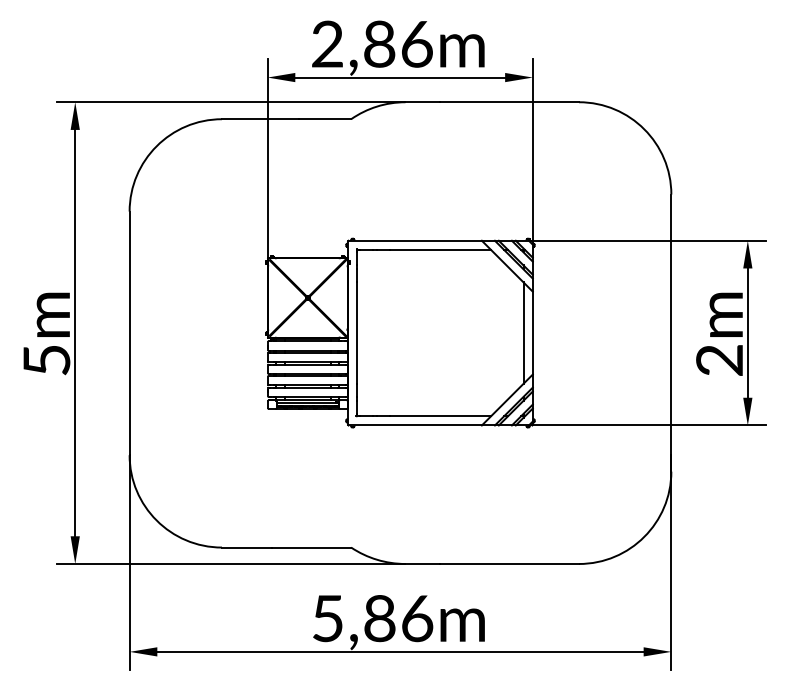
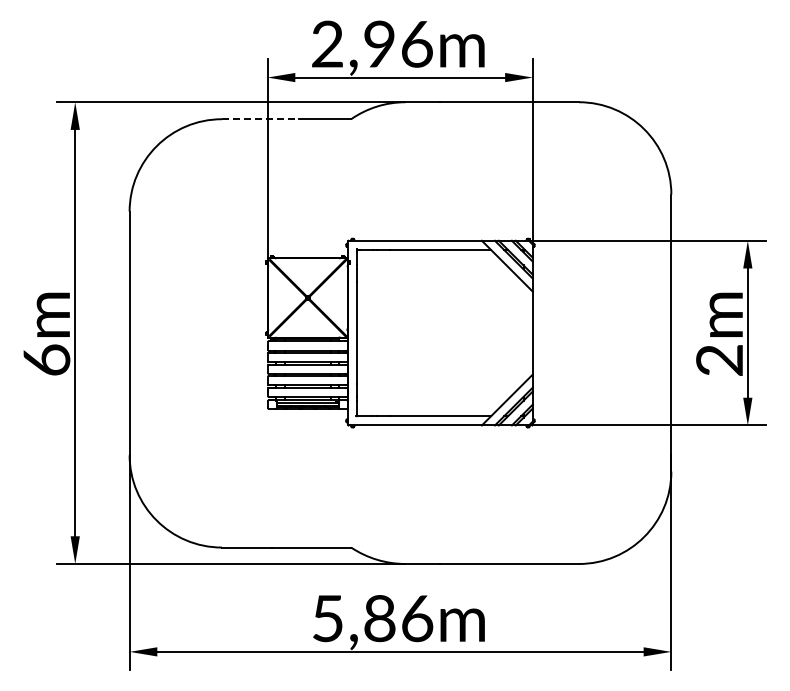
text: 2,86m -> 2,96m (379, 44)
line: solid -> dashed (260, 119)
line: present -> none (523, 332)
text: 5m -> 6m (46, 359)
